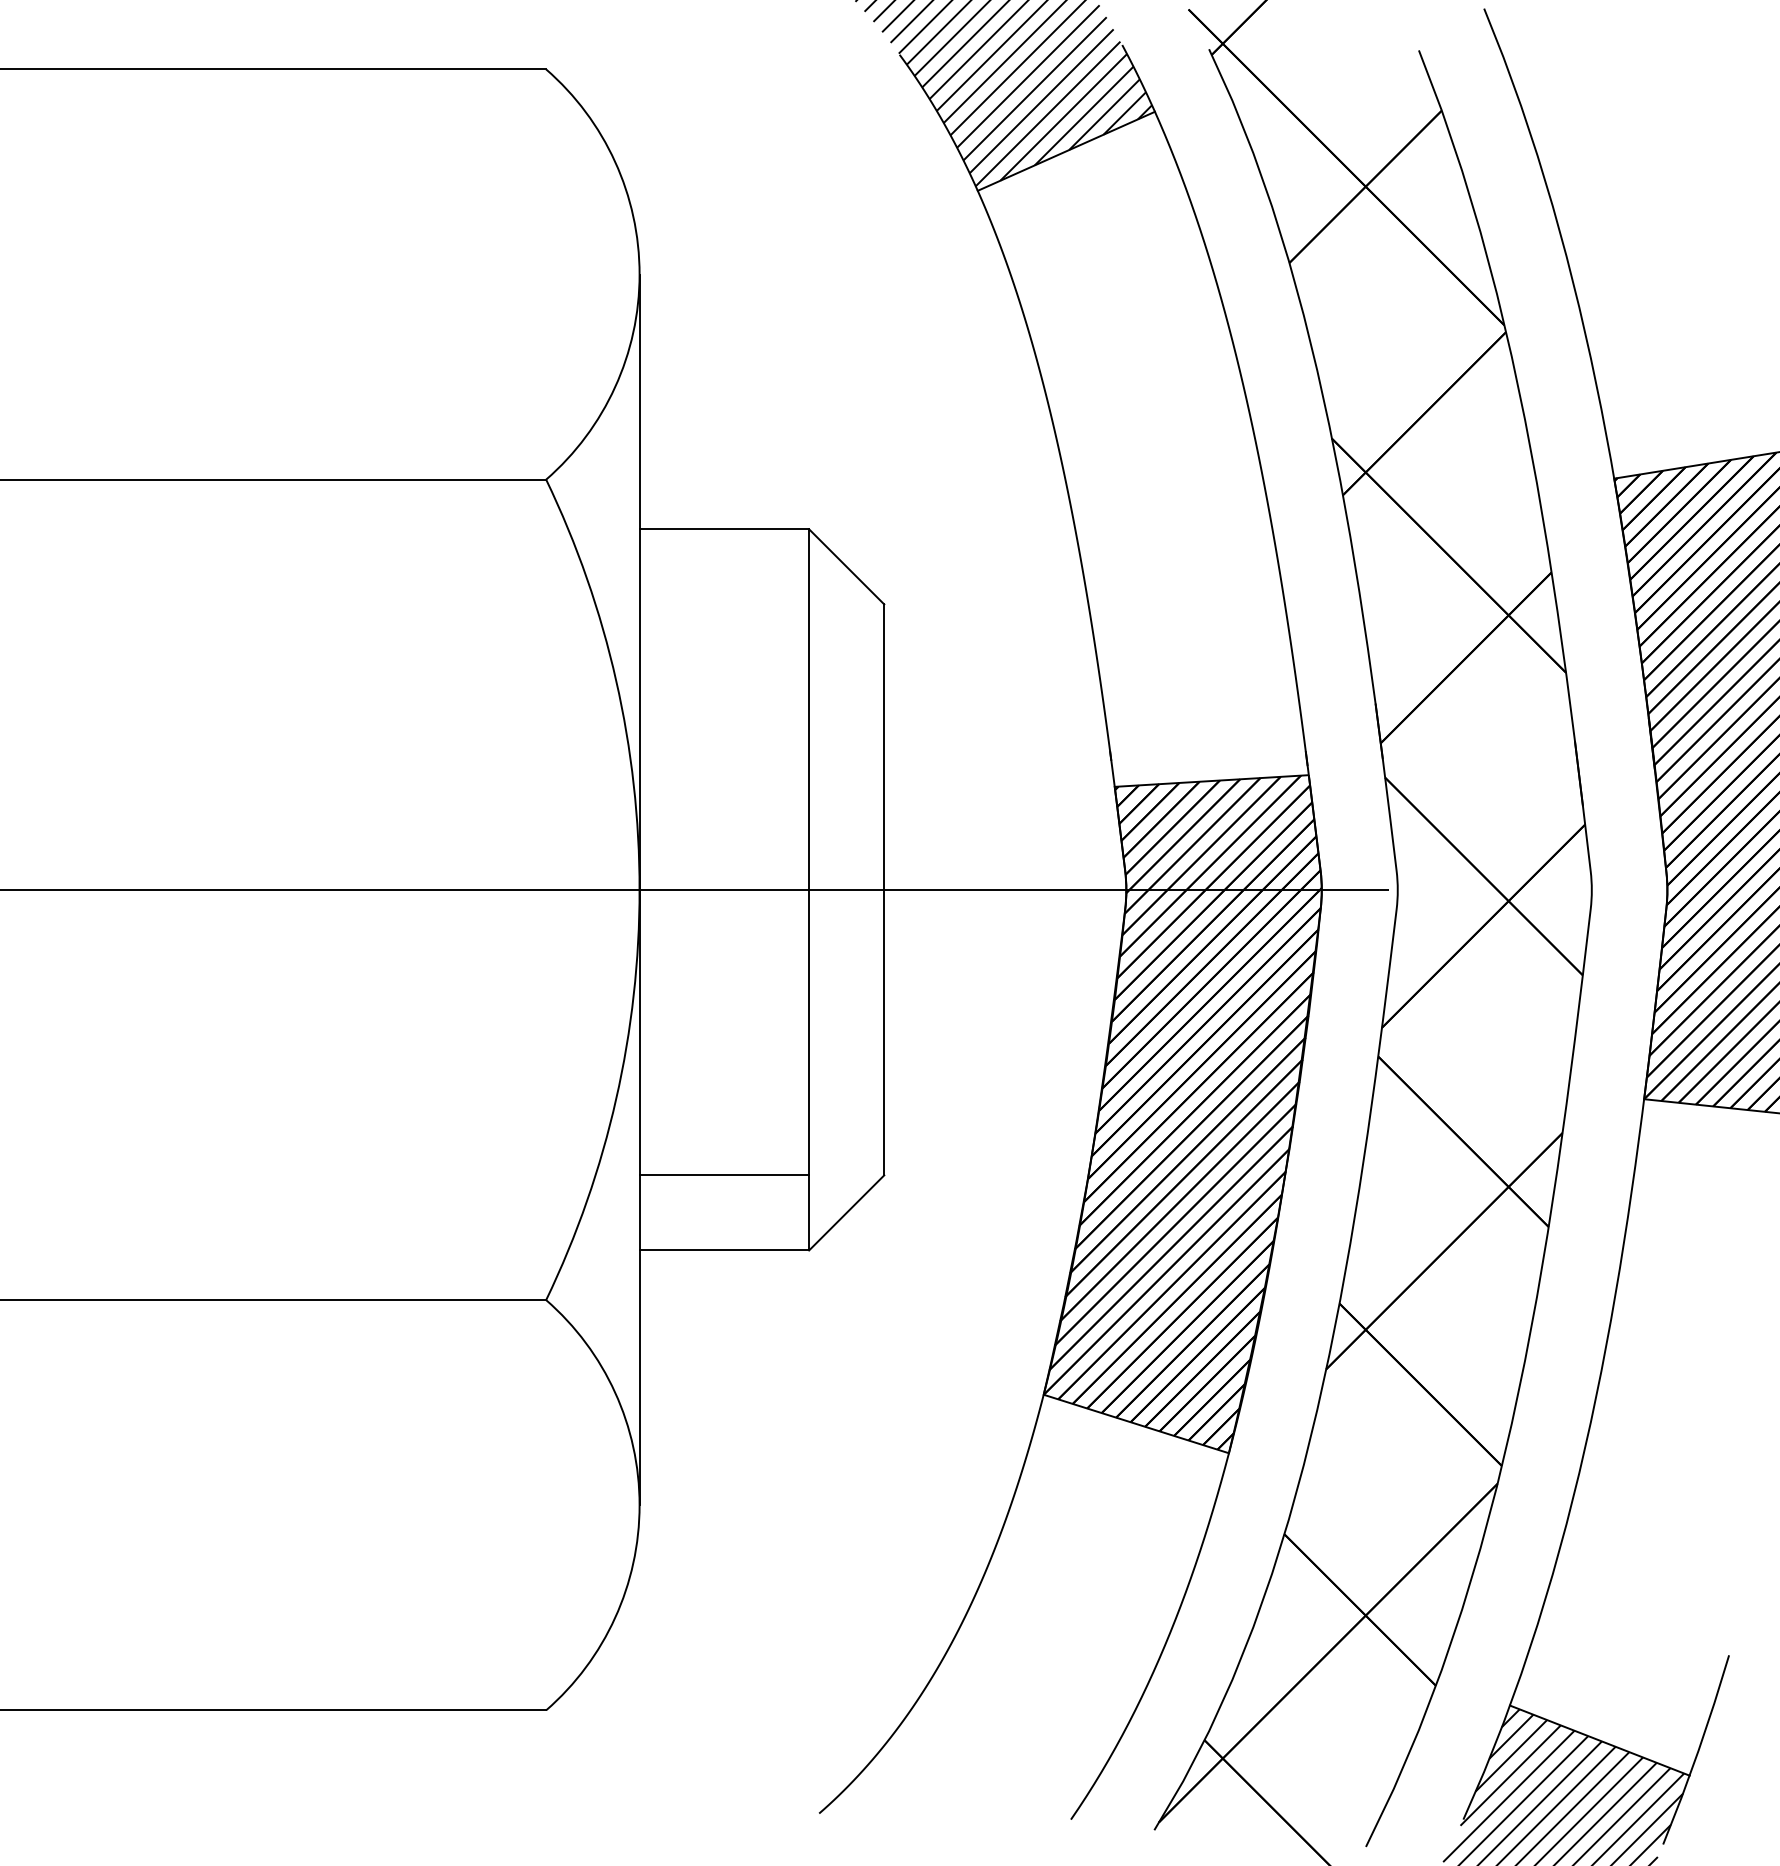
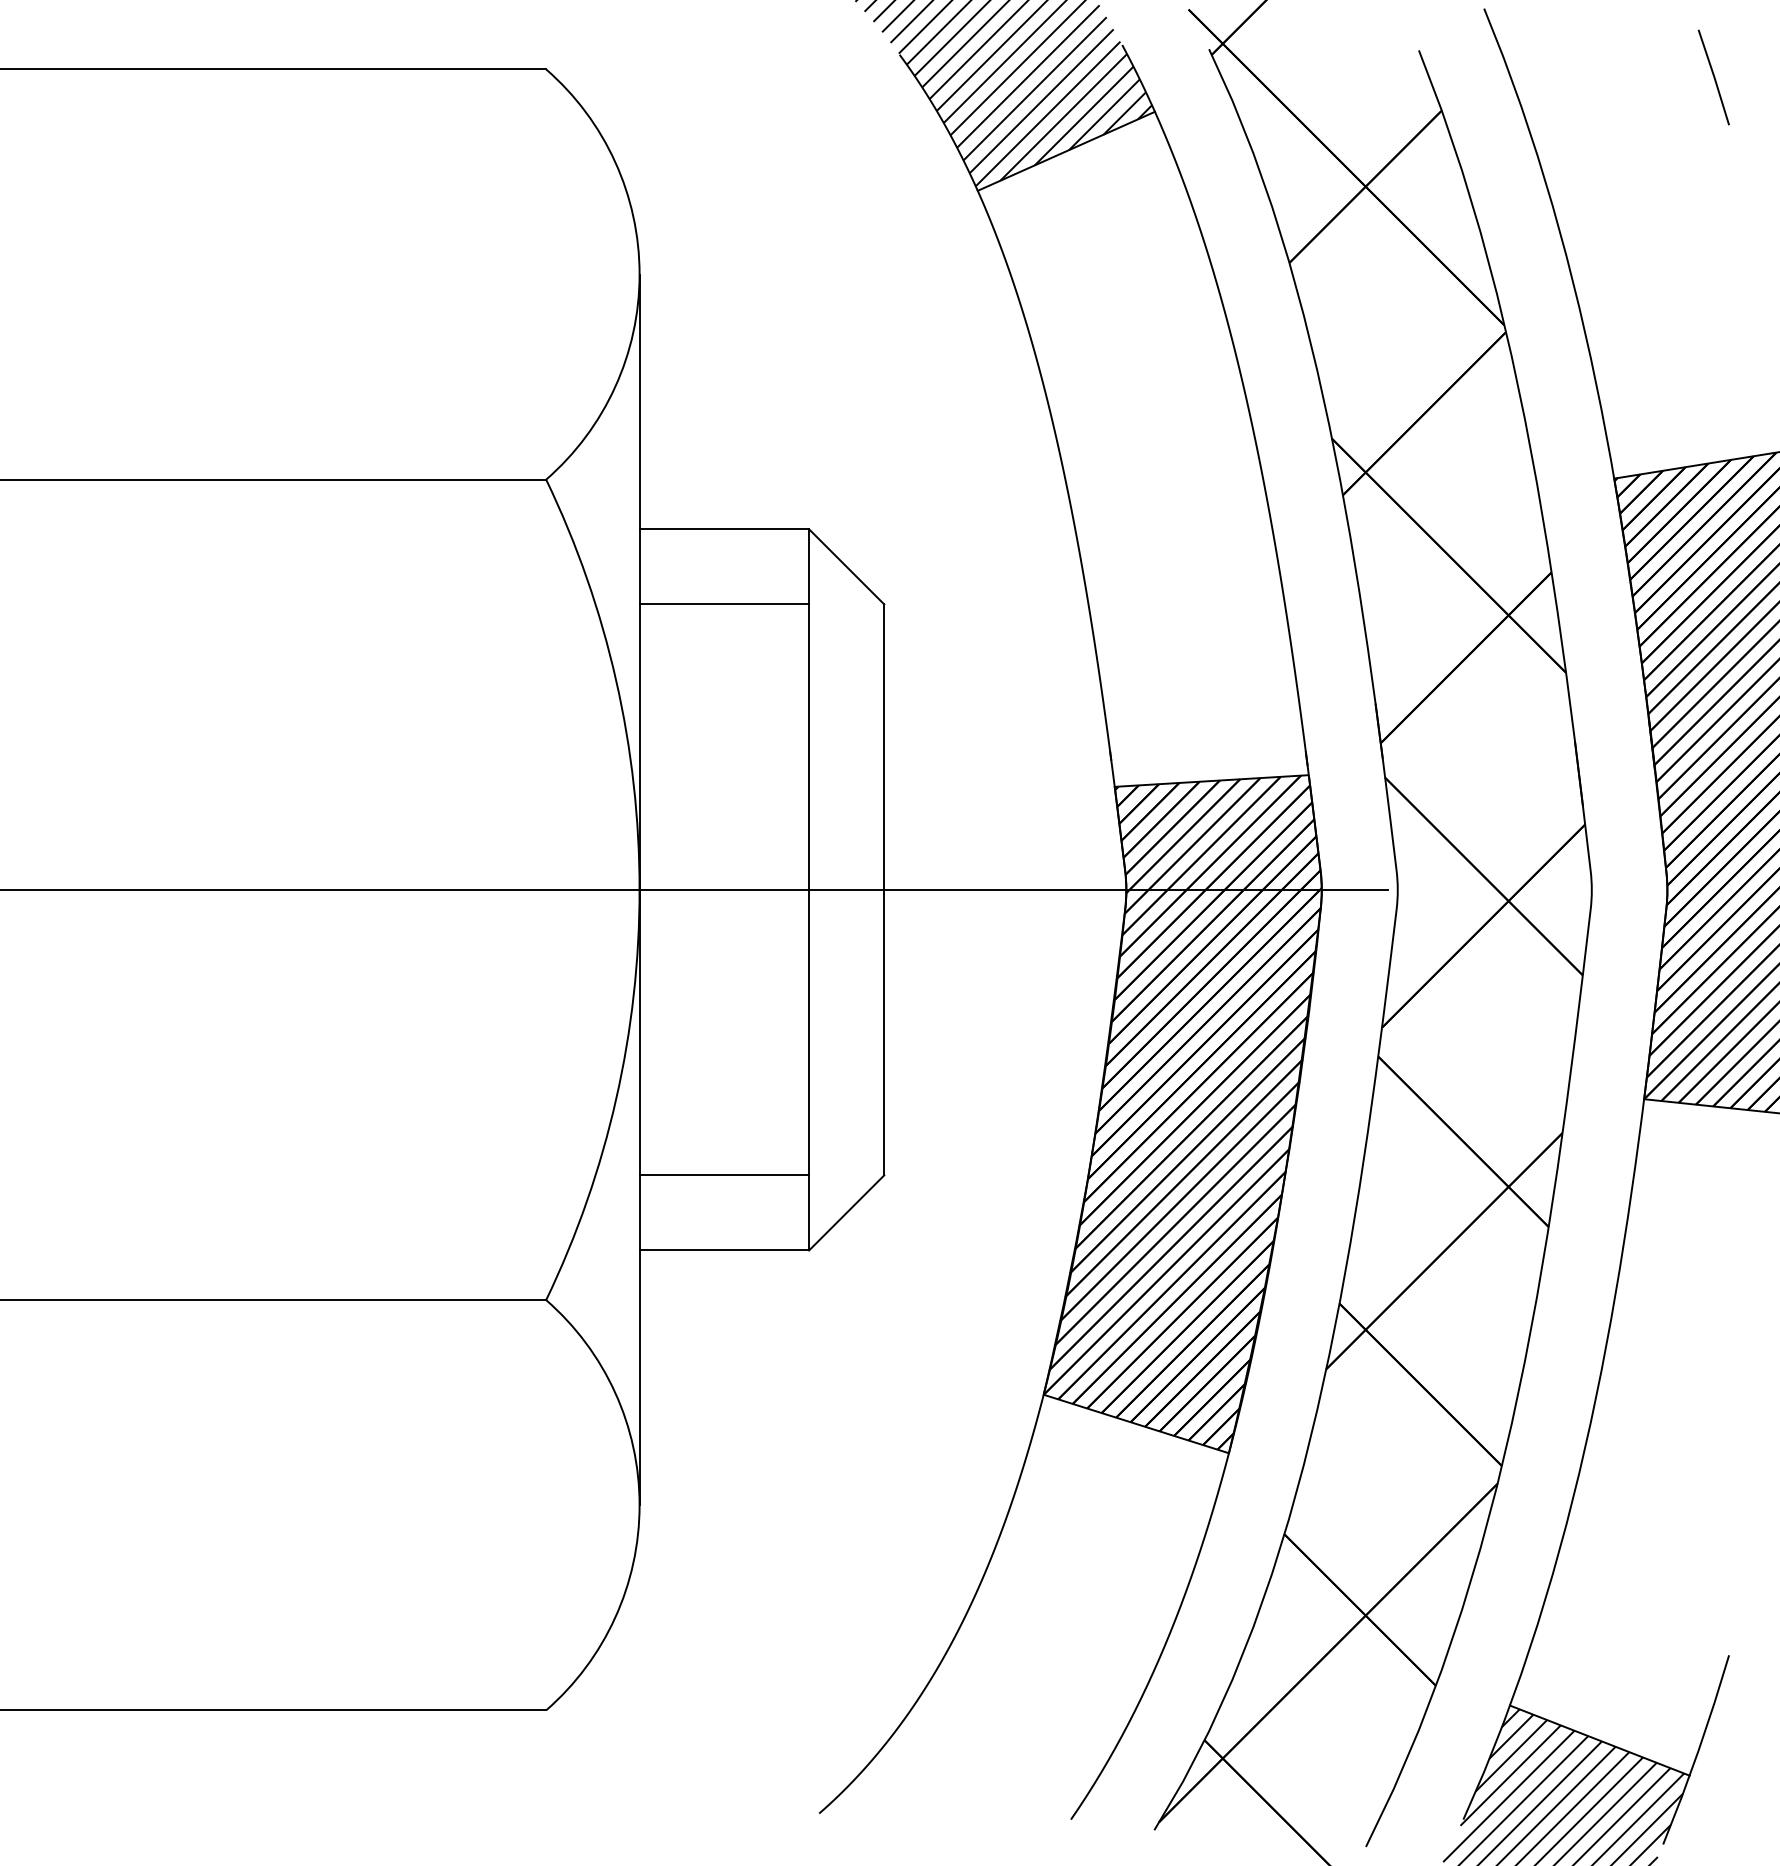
line: none -> present (1713, 77)
line: none -> present (724, 604)
